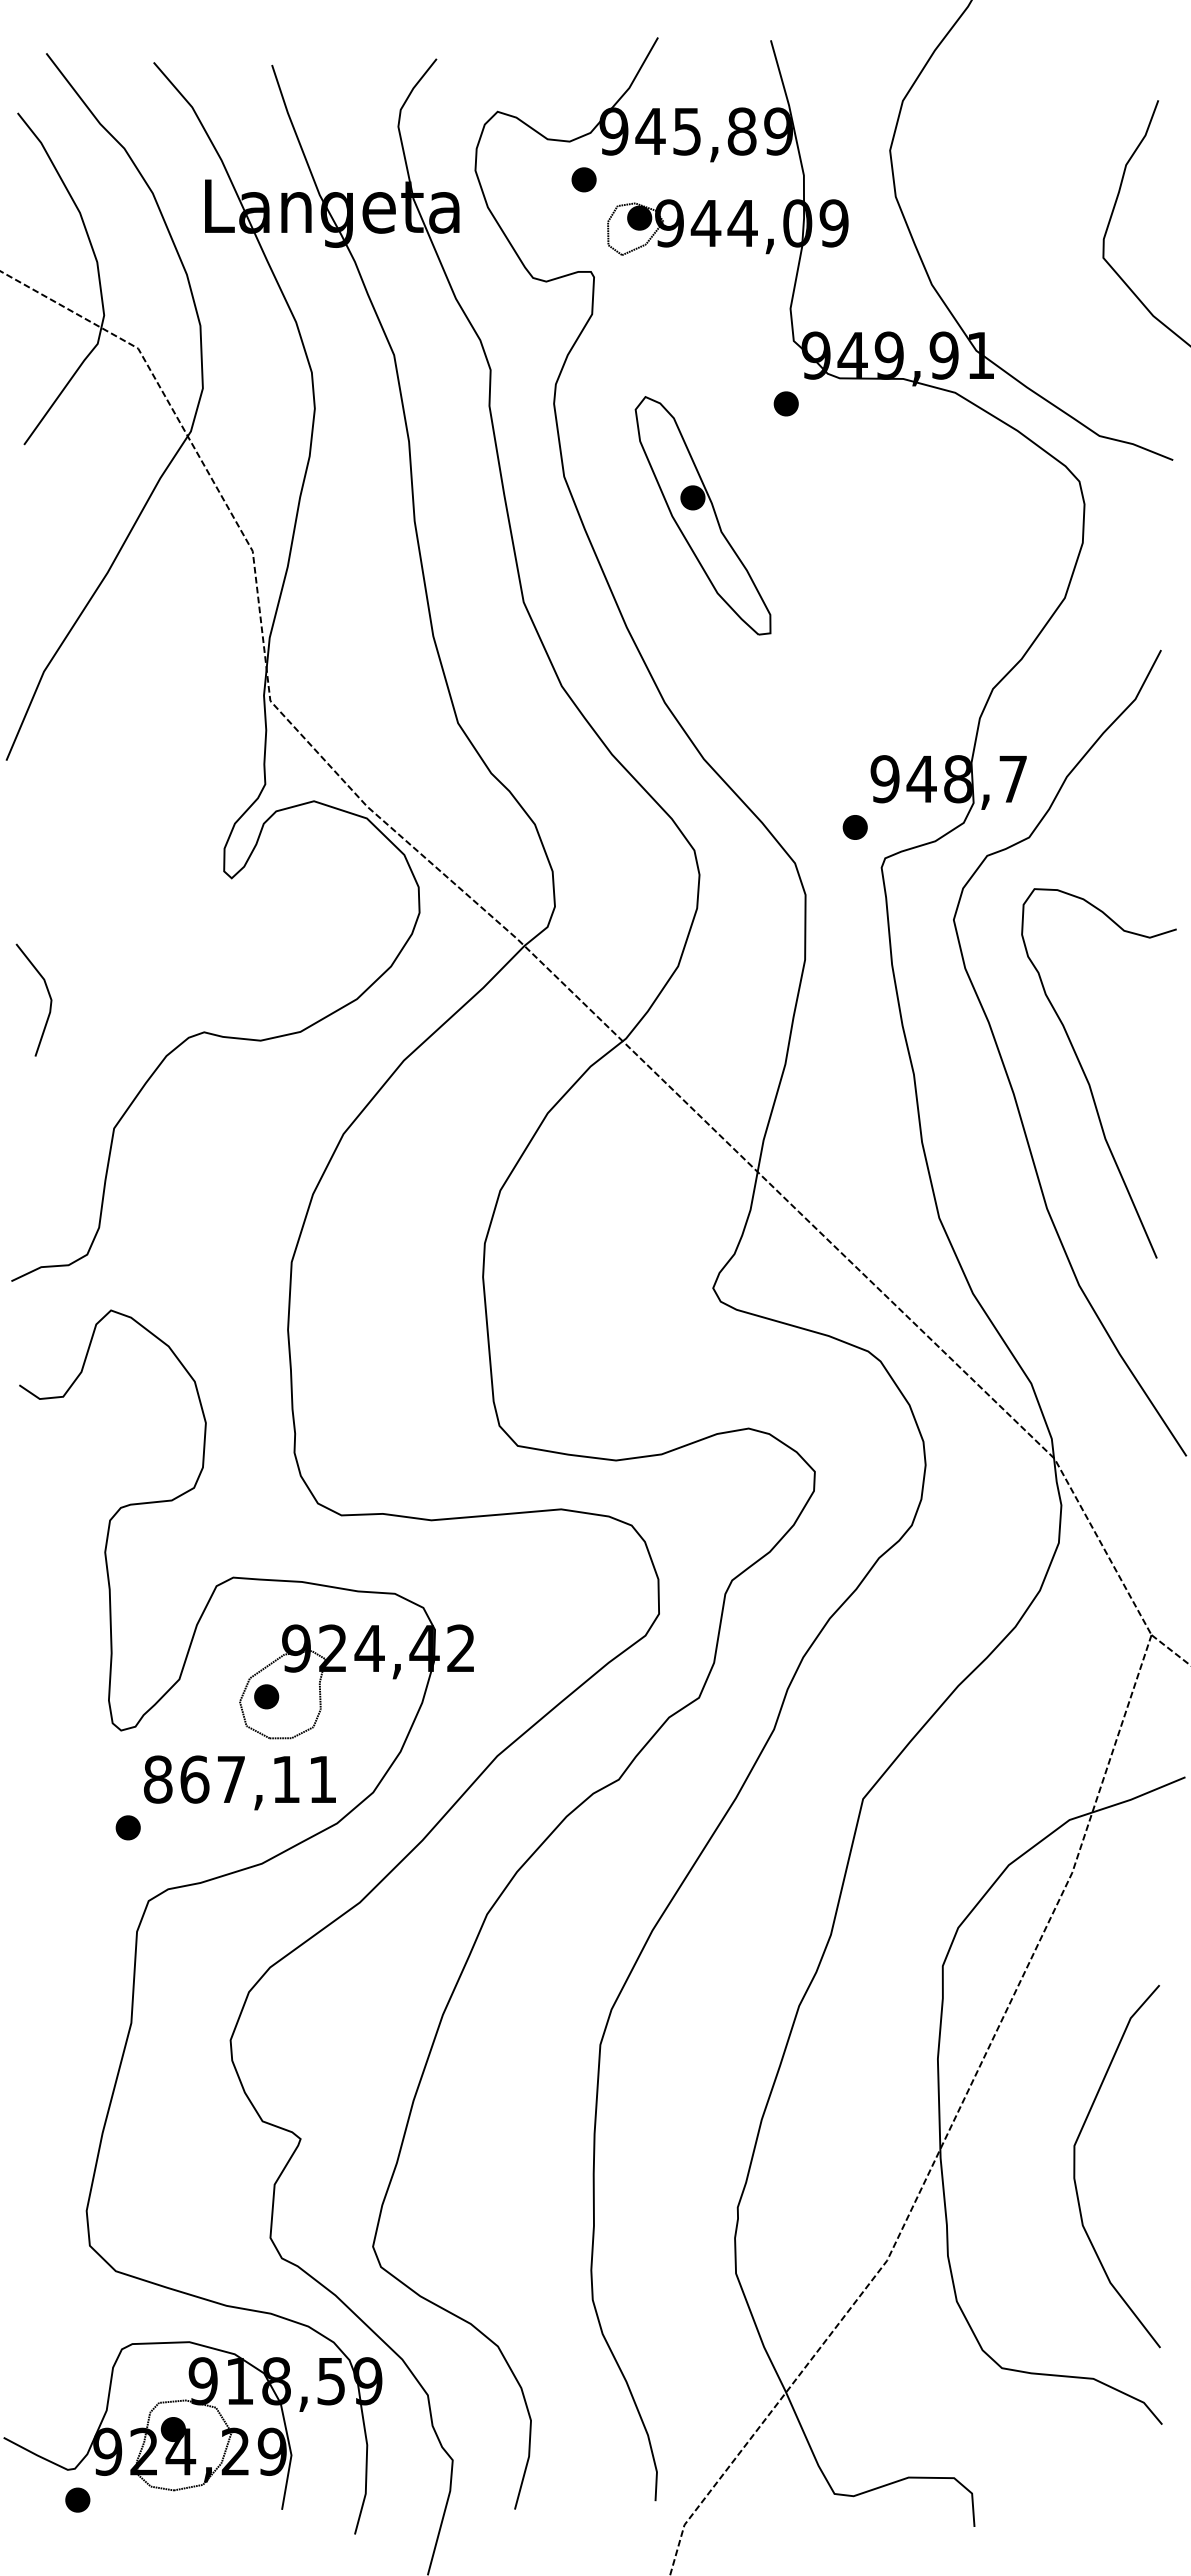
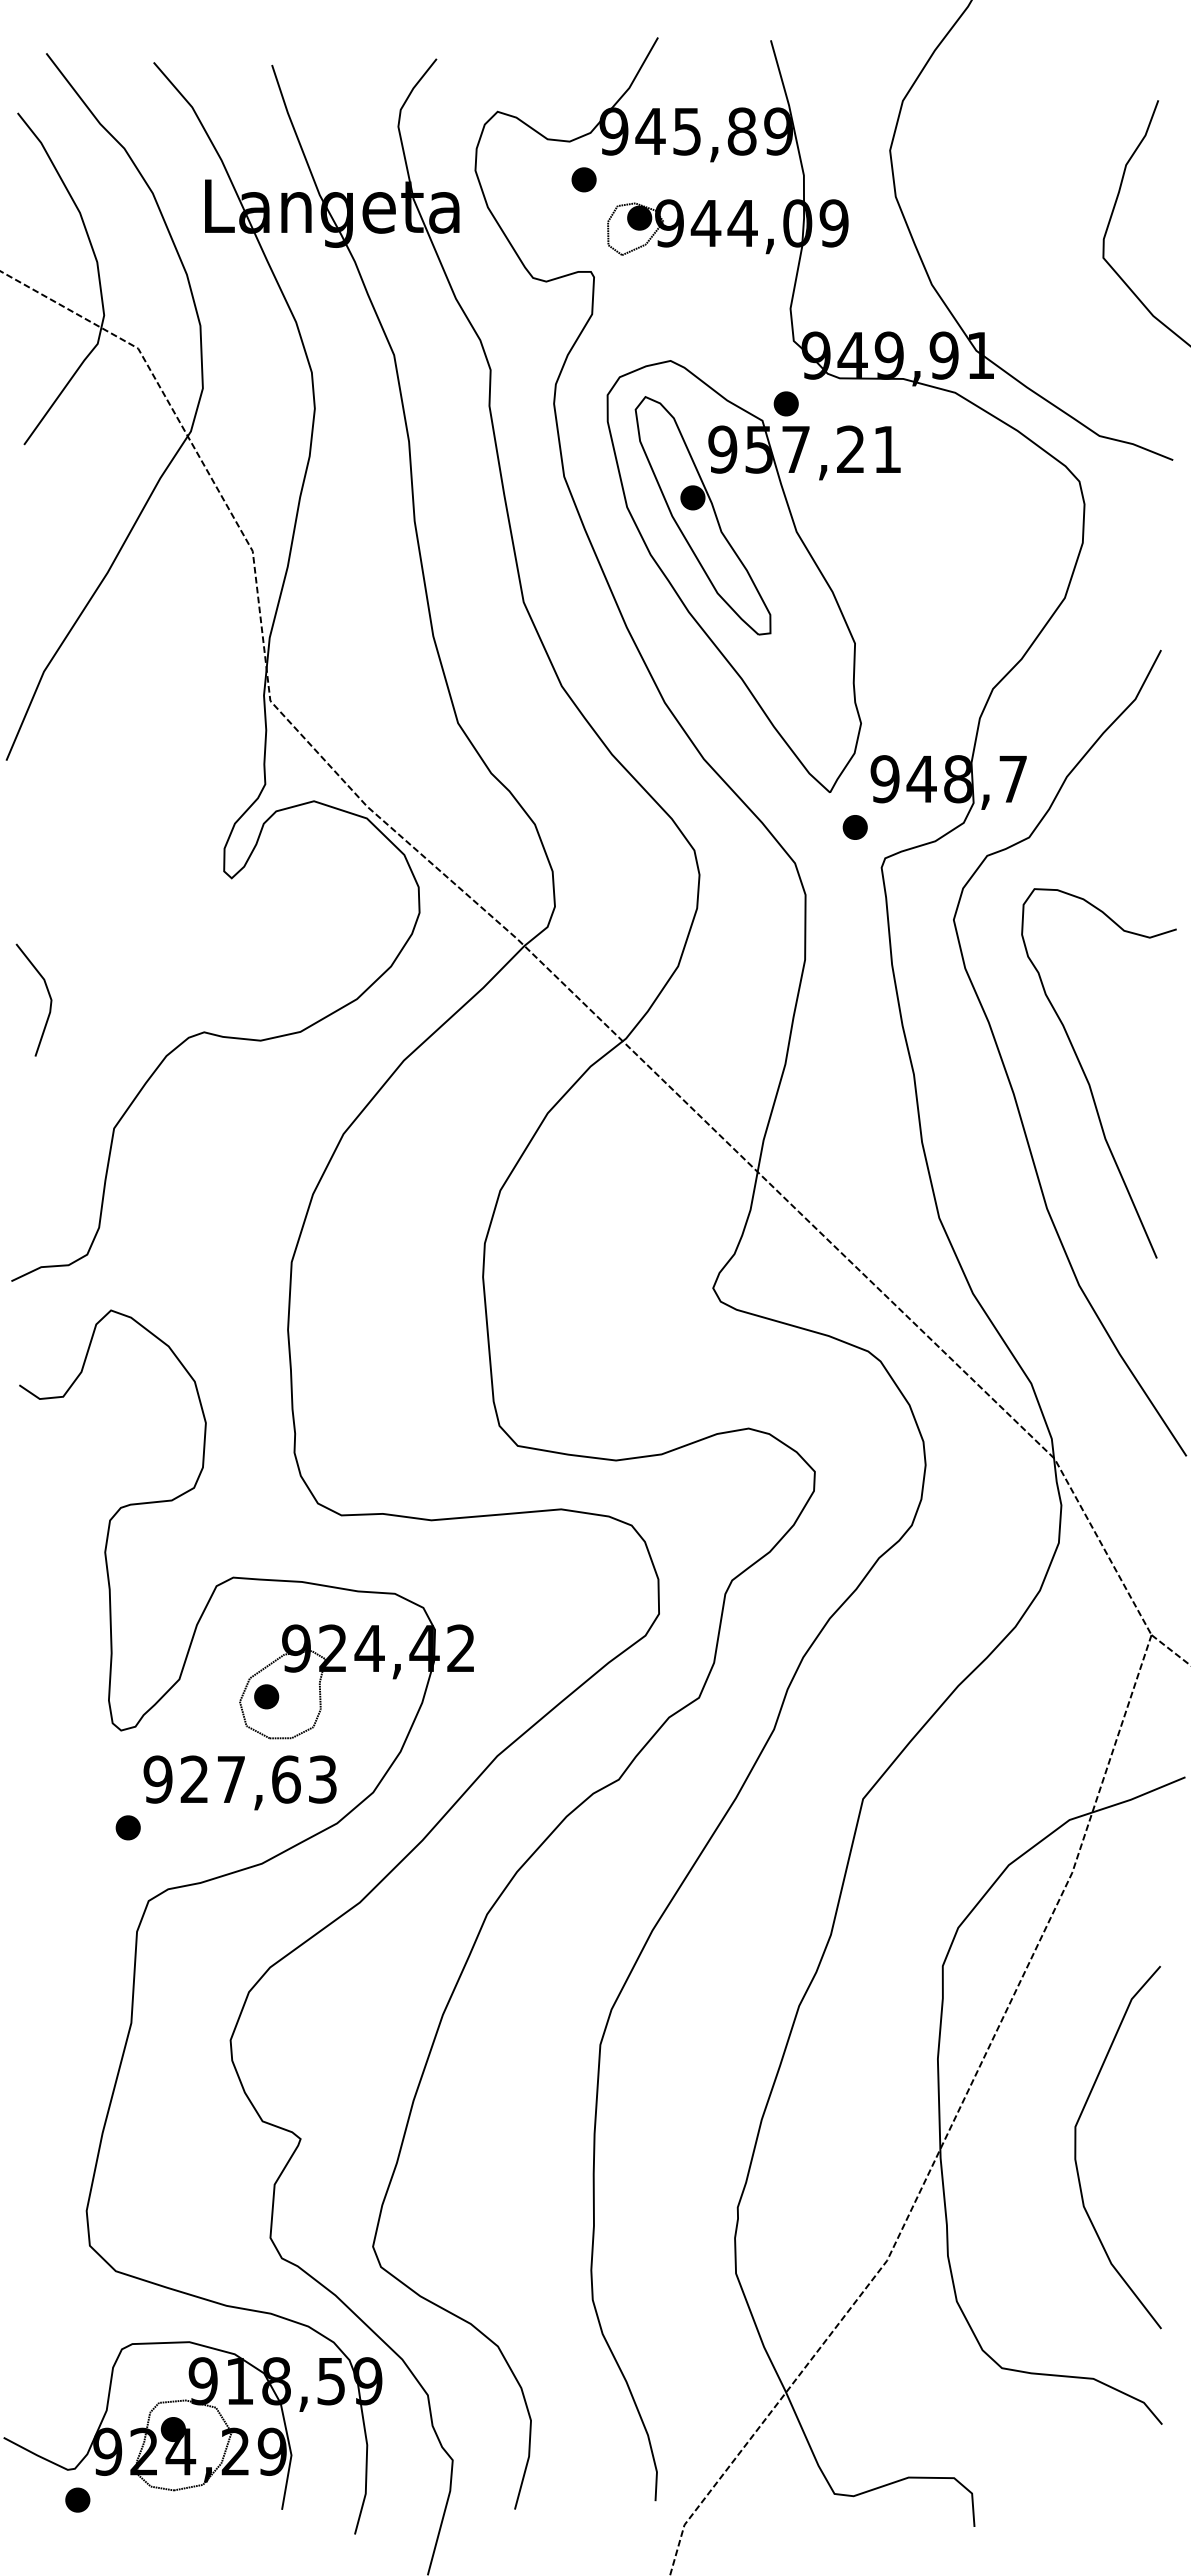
part: none -> present (753, 576)
text: 867,11 -> 927,63 (239, 1779)
curve position: (1075, 2166) -> (1076, 2147) (1076, 2147)
